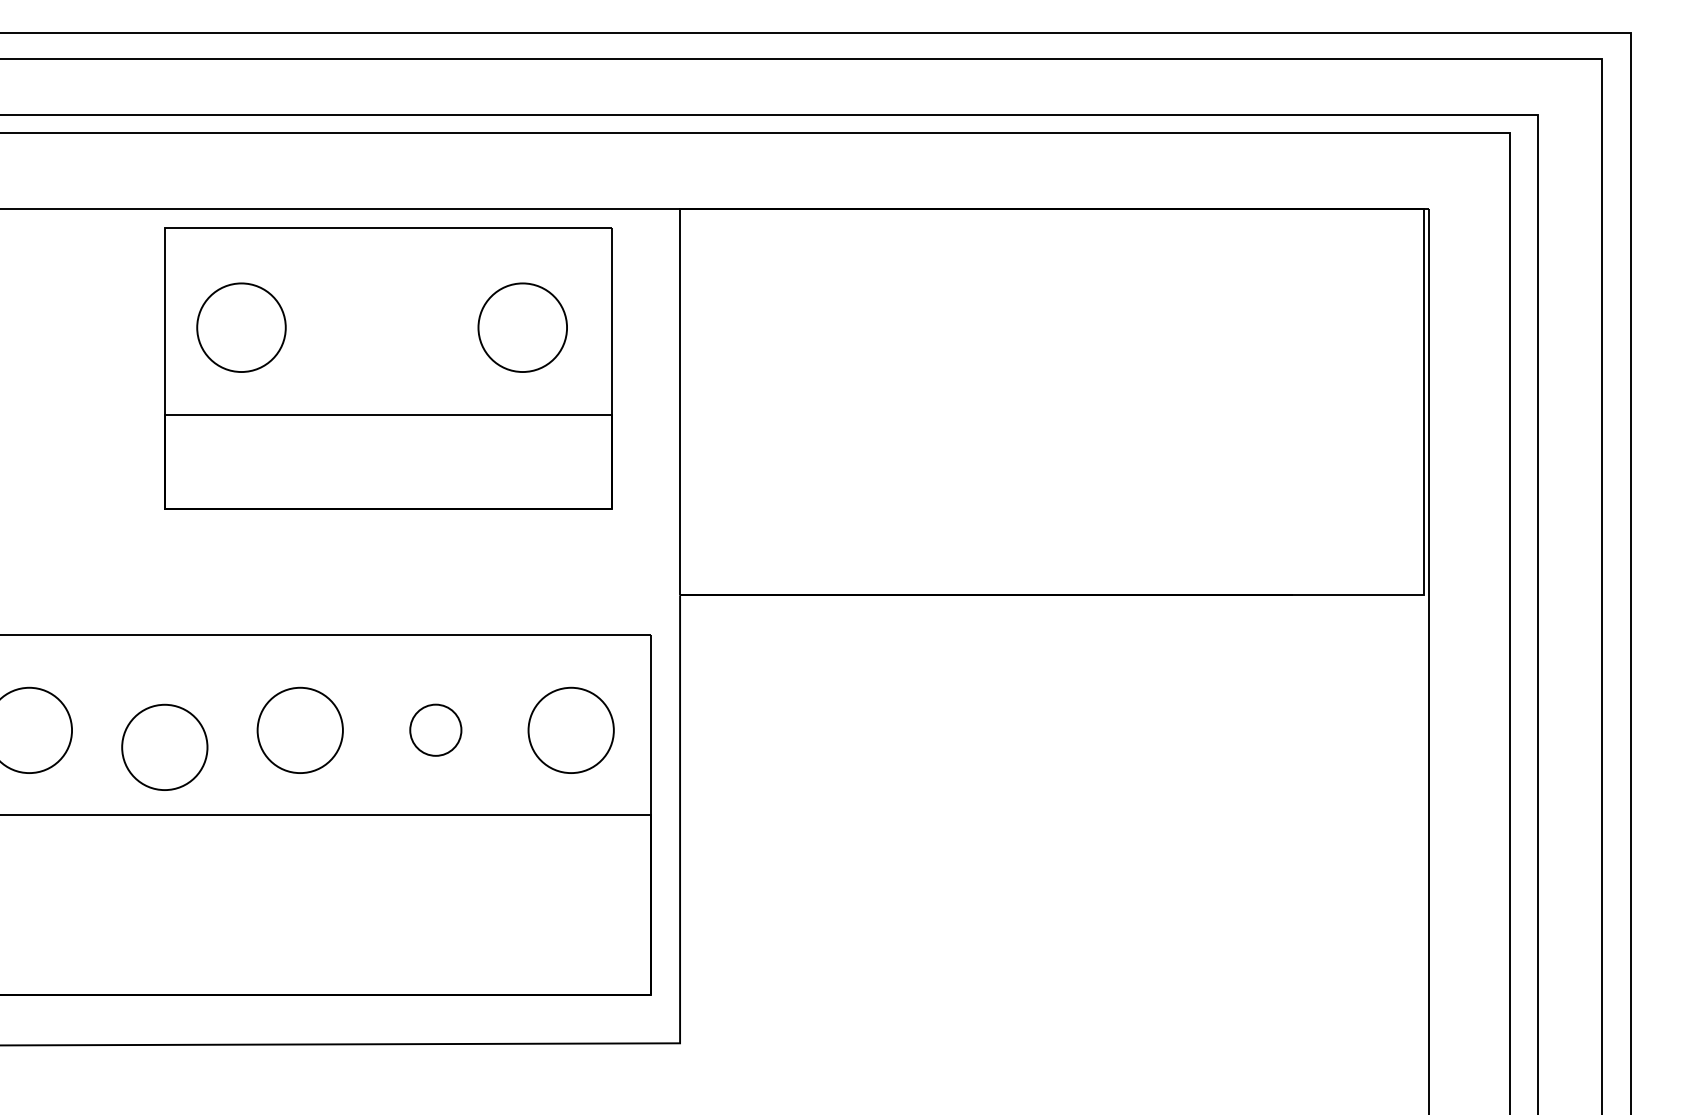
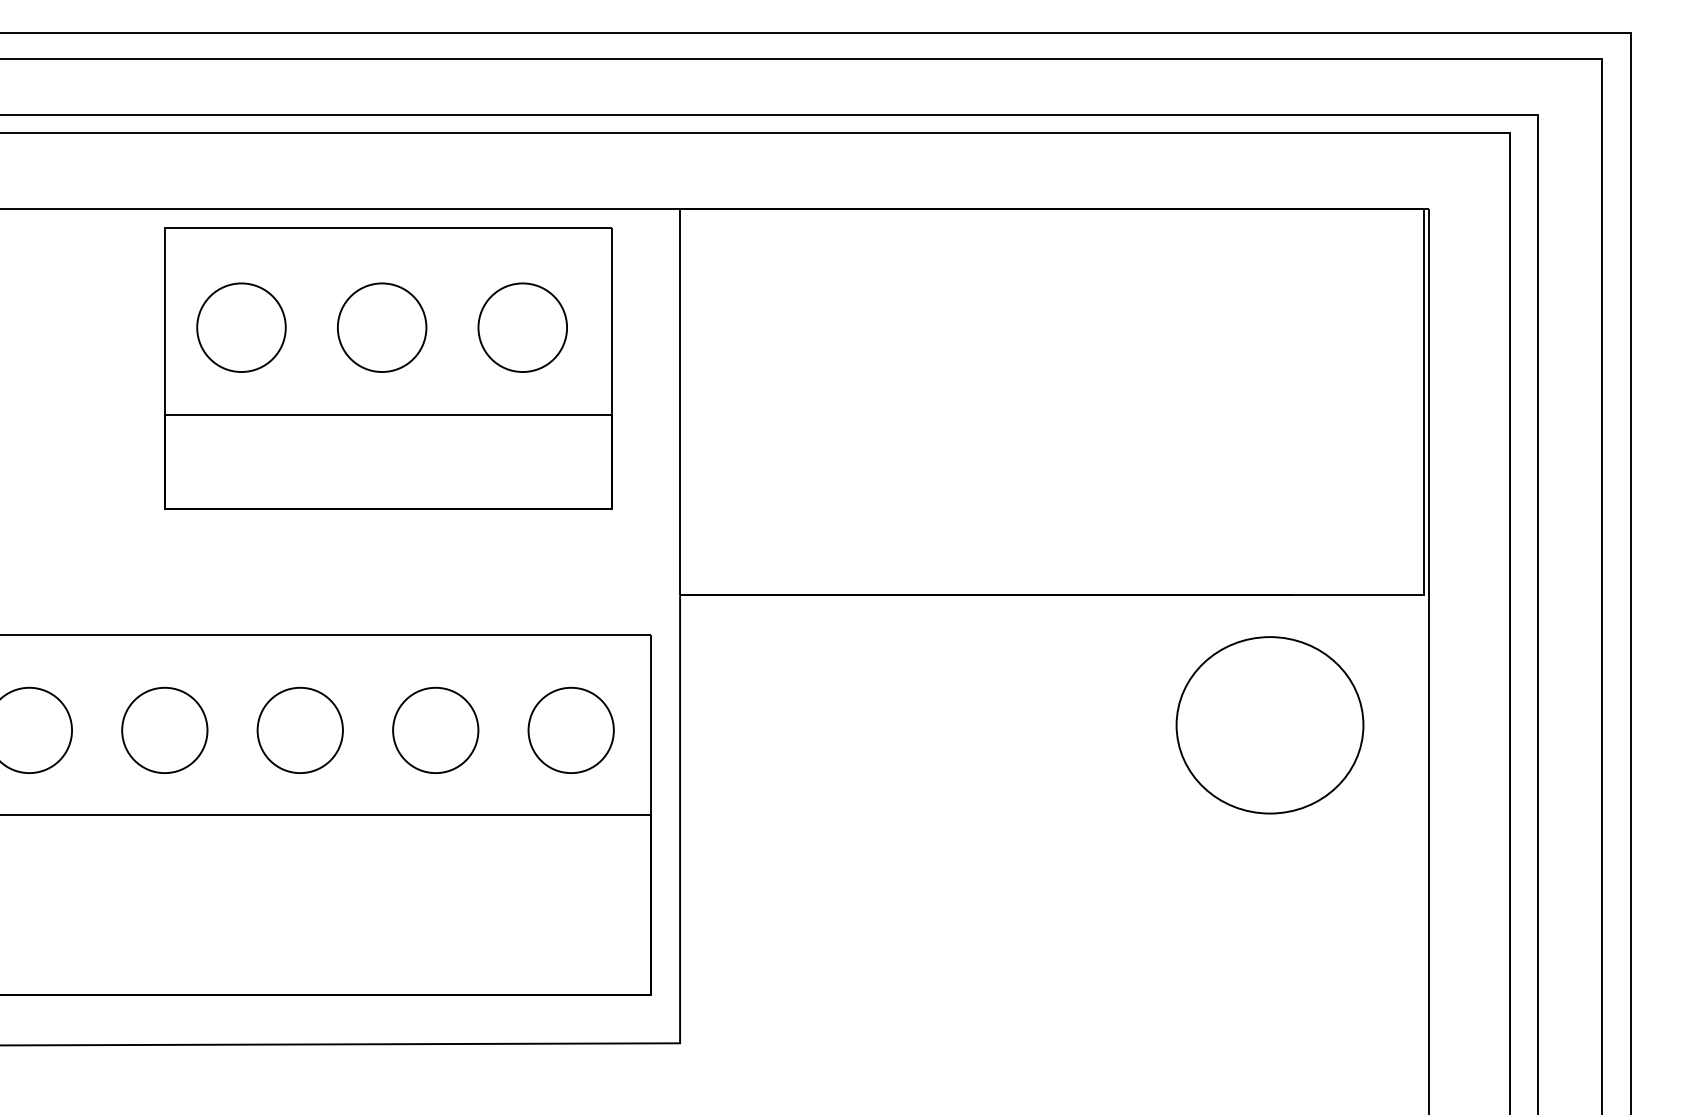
part: none -> present (382, 327)
part: none -> present (1269, 725)
part size: 54x54 px -> 88x88 px (435, 729)
part position: (164, 746) -> (164, 729) (164, 729)
